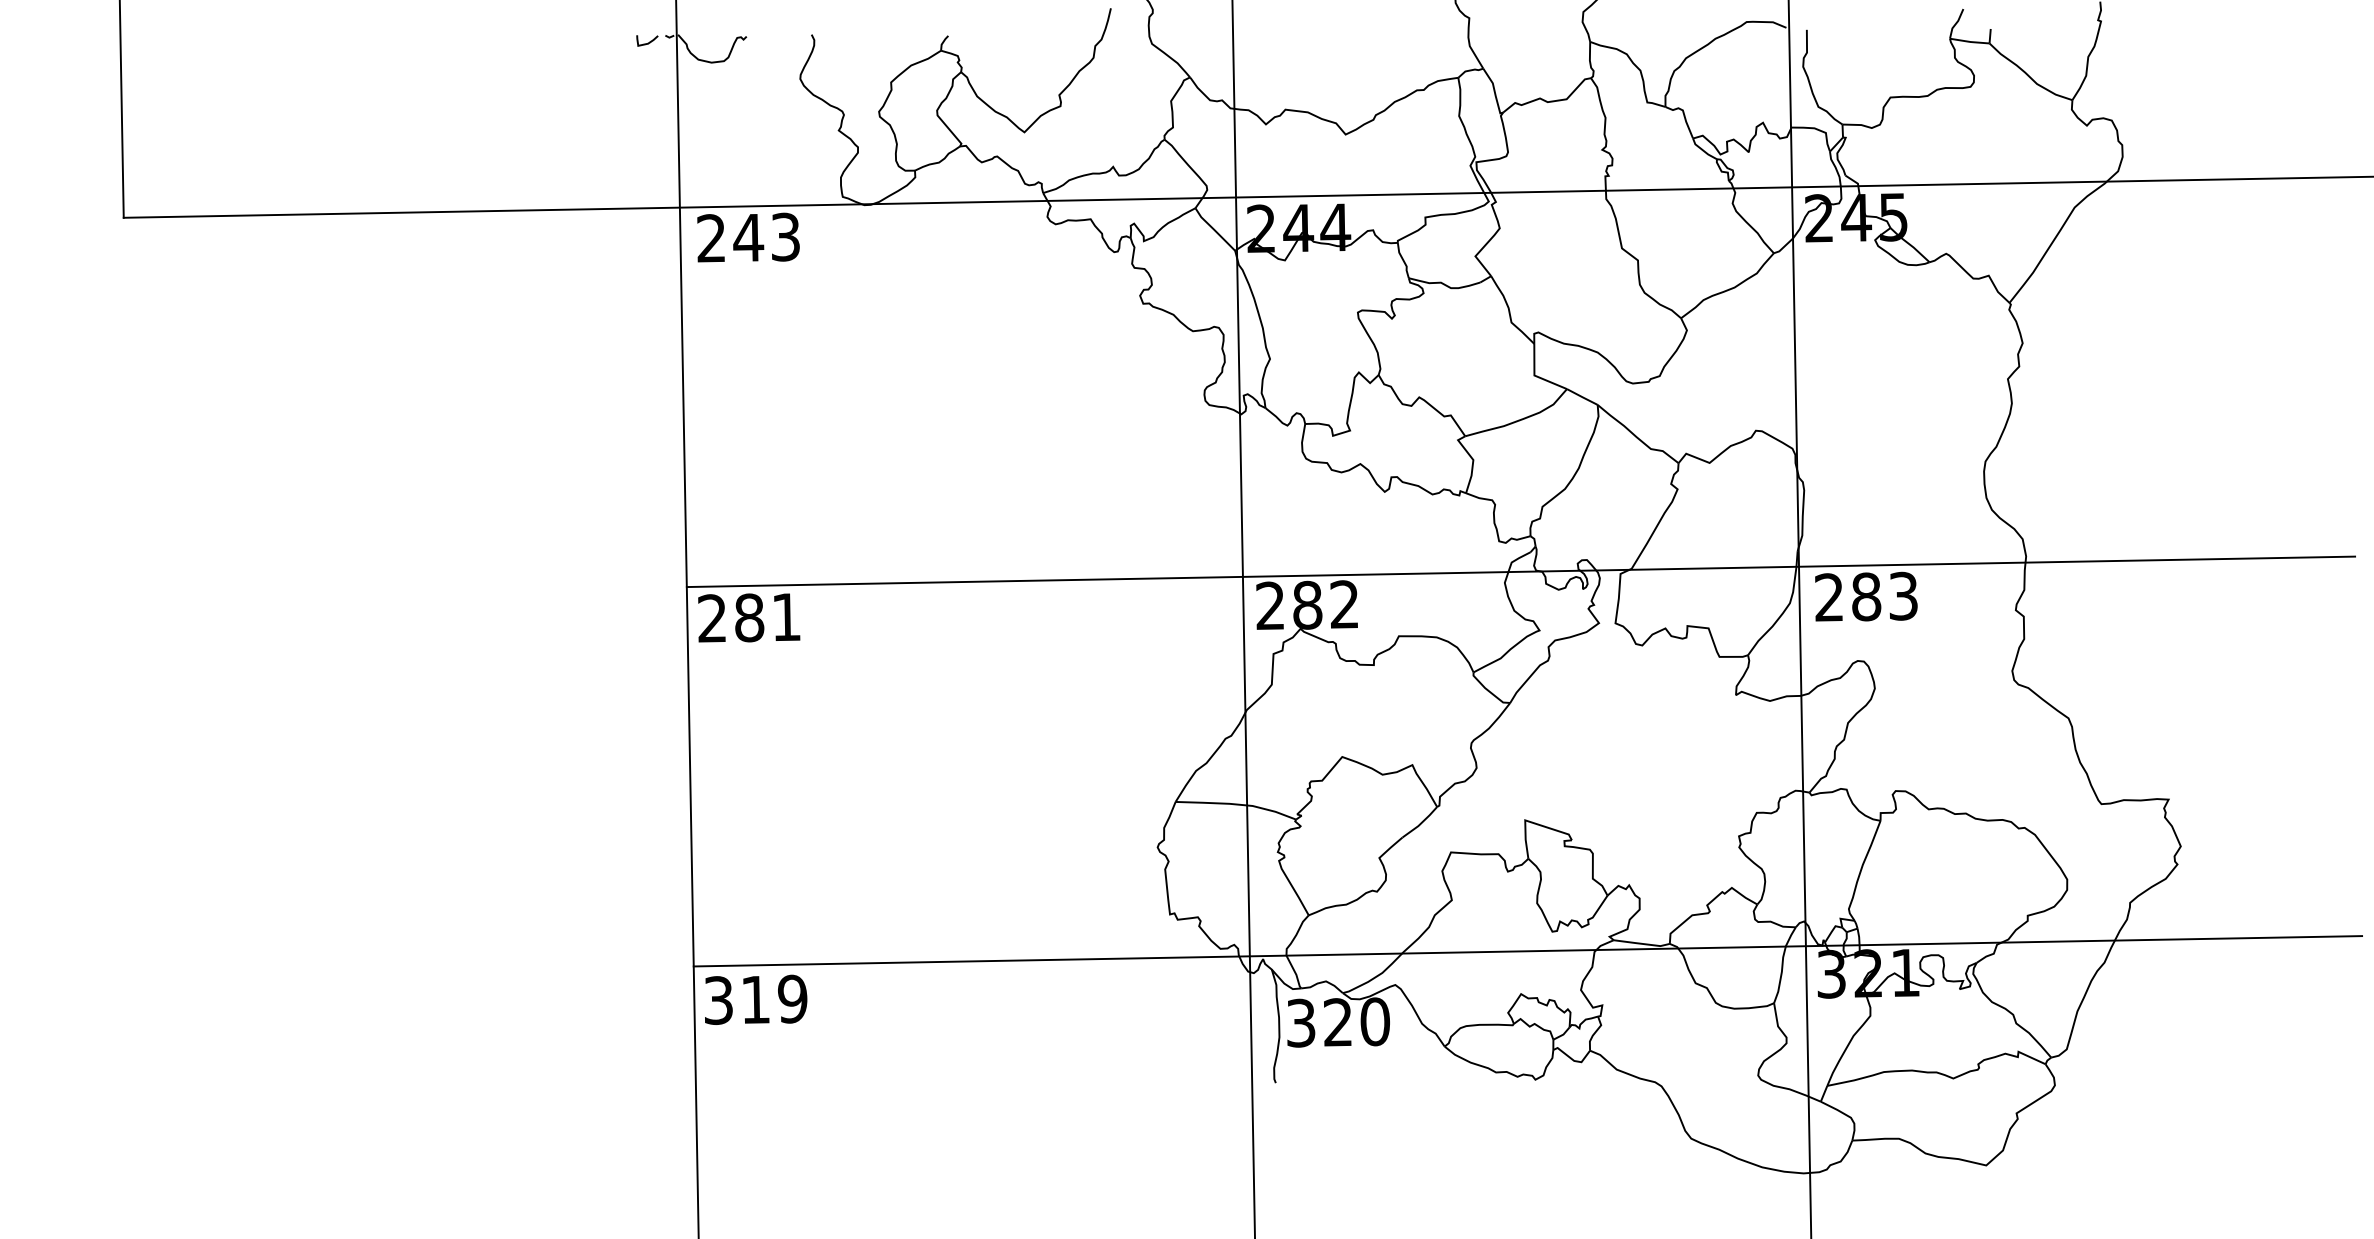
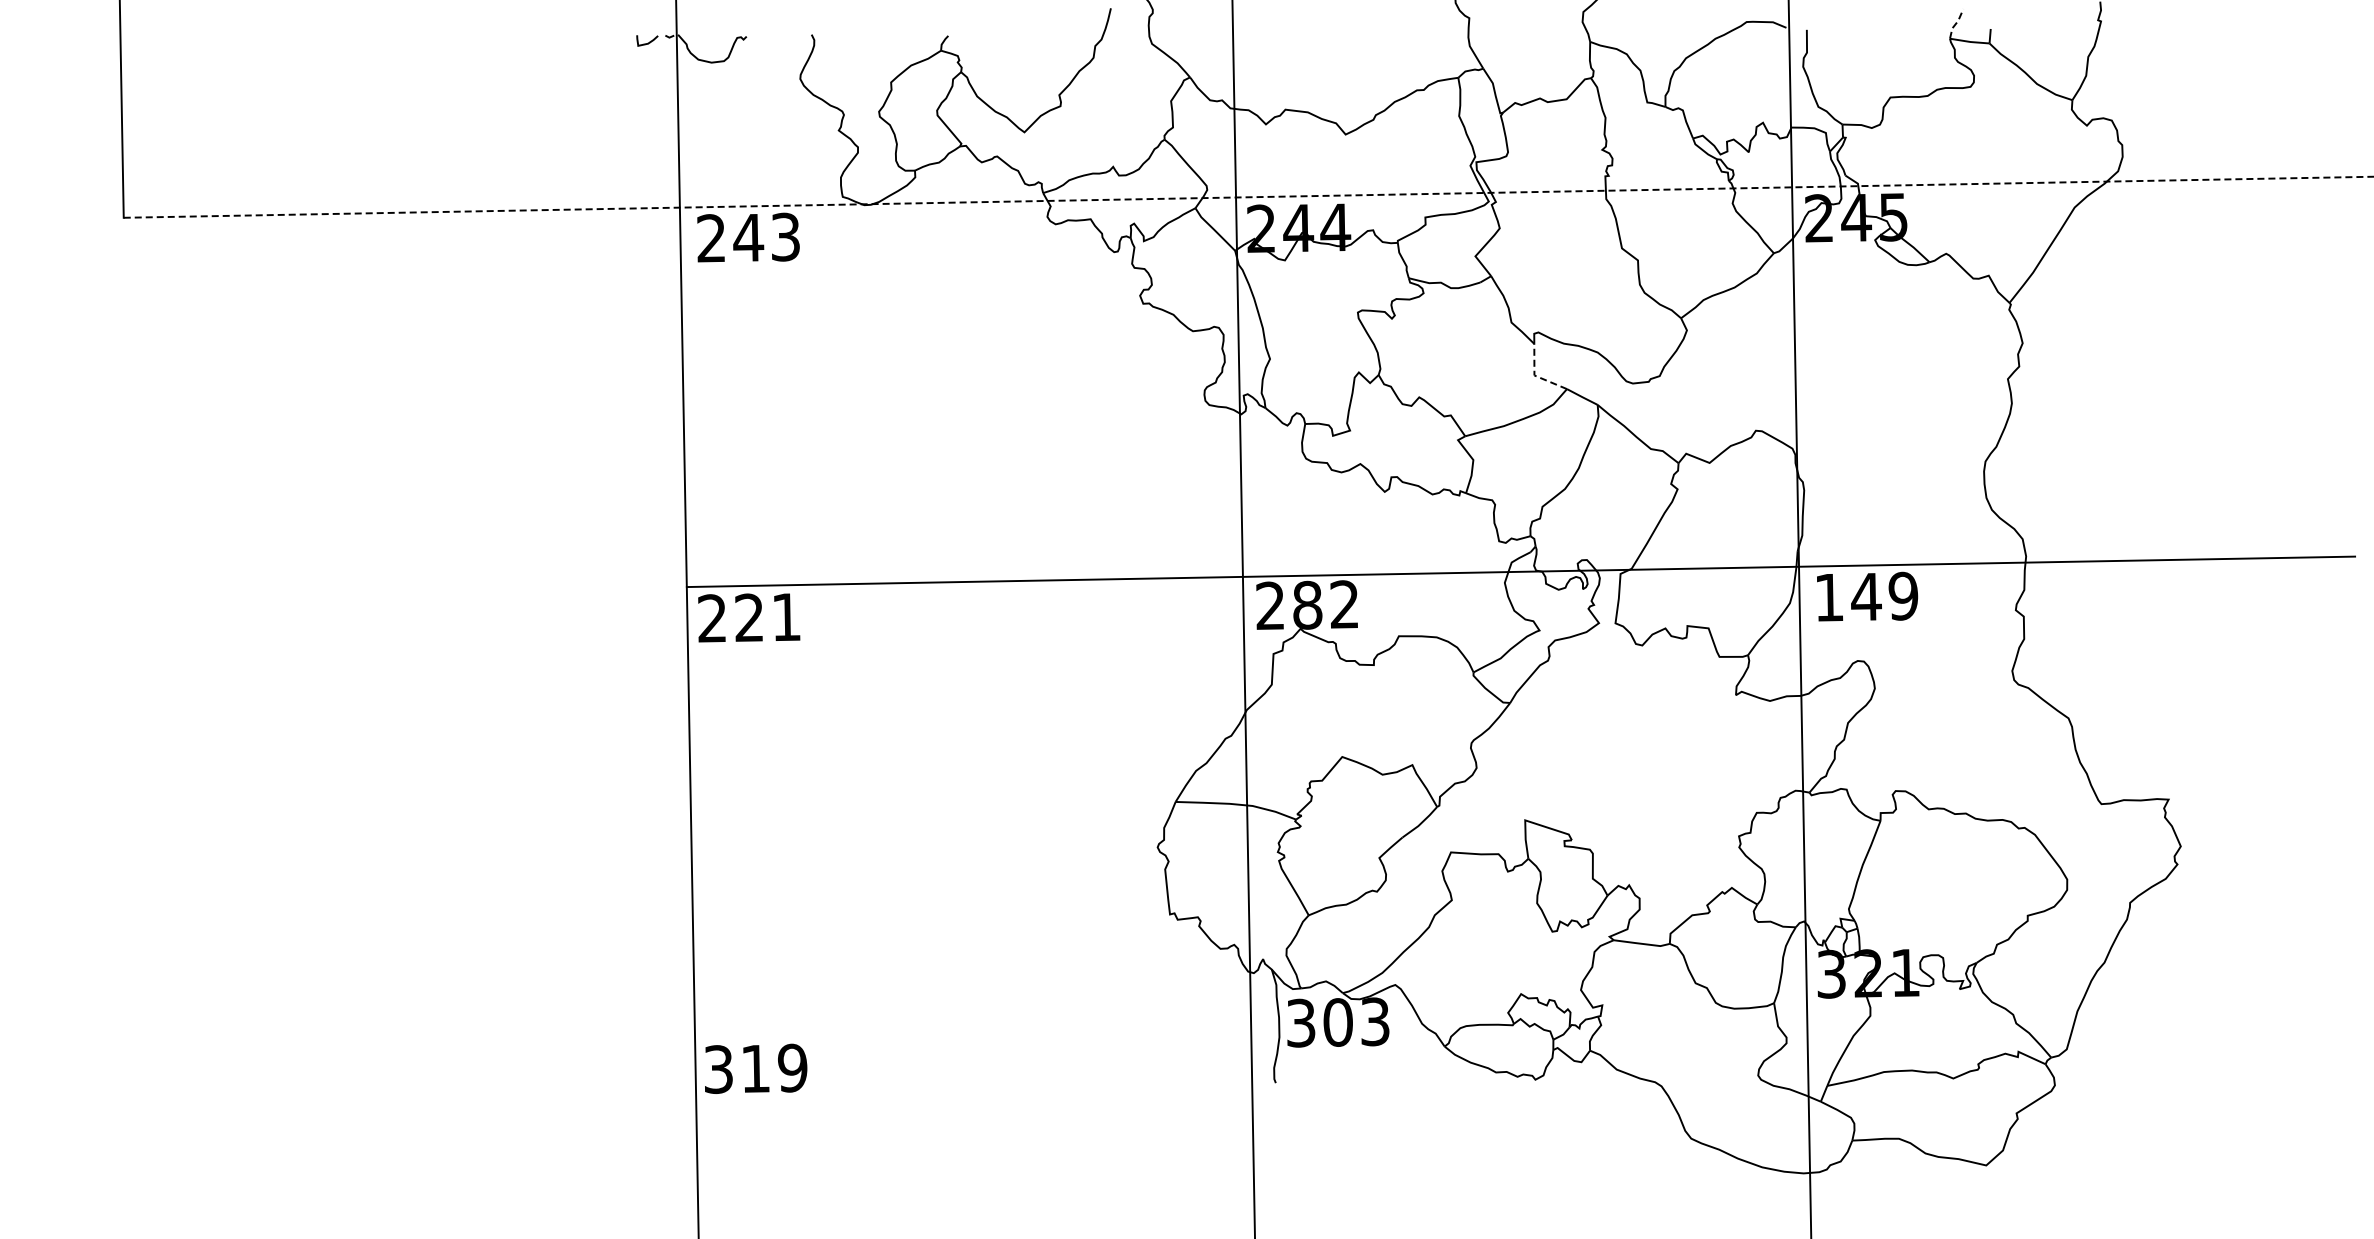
line: solid -> dashed (1955, 23)
line: solid -> dashed (1249, 197)
line: solid -> dashed (1535, 375)
text: 283 -> 149 (1866, 596)
text: 281 -> 221 (749, 617)
line: present -> none (1527, 951)
text position: (756, 999) -> (756, 1068) (756, 1068)
text: 320 -> 303 (1356, 1021)
